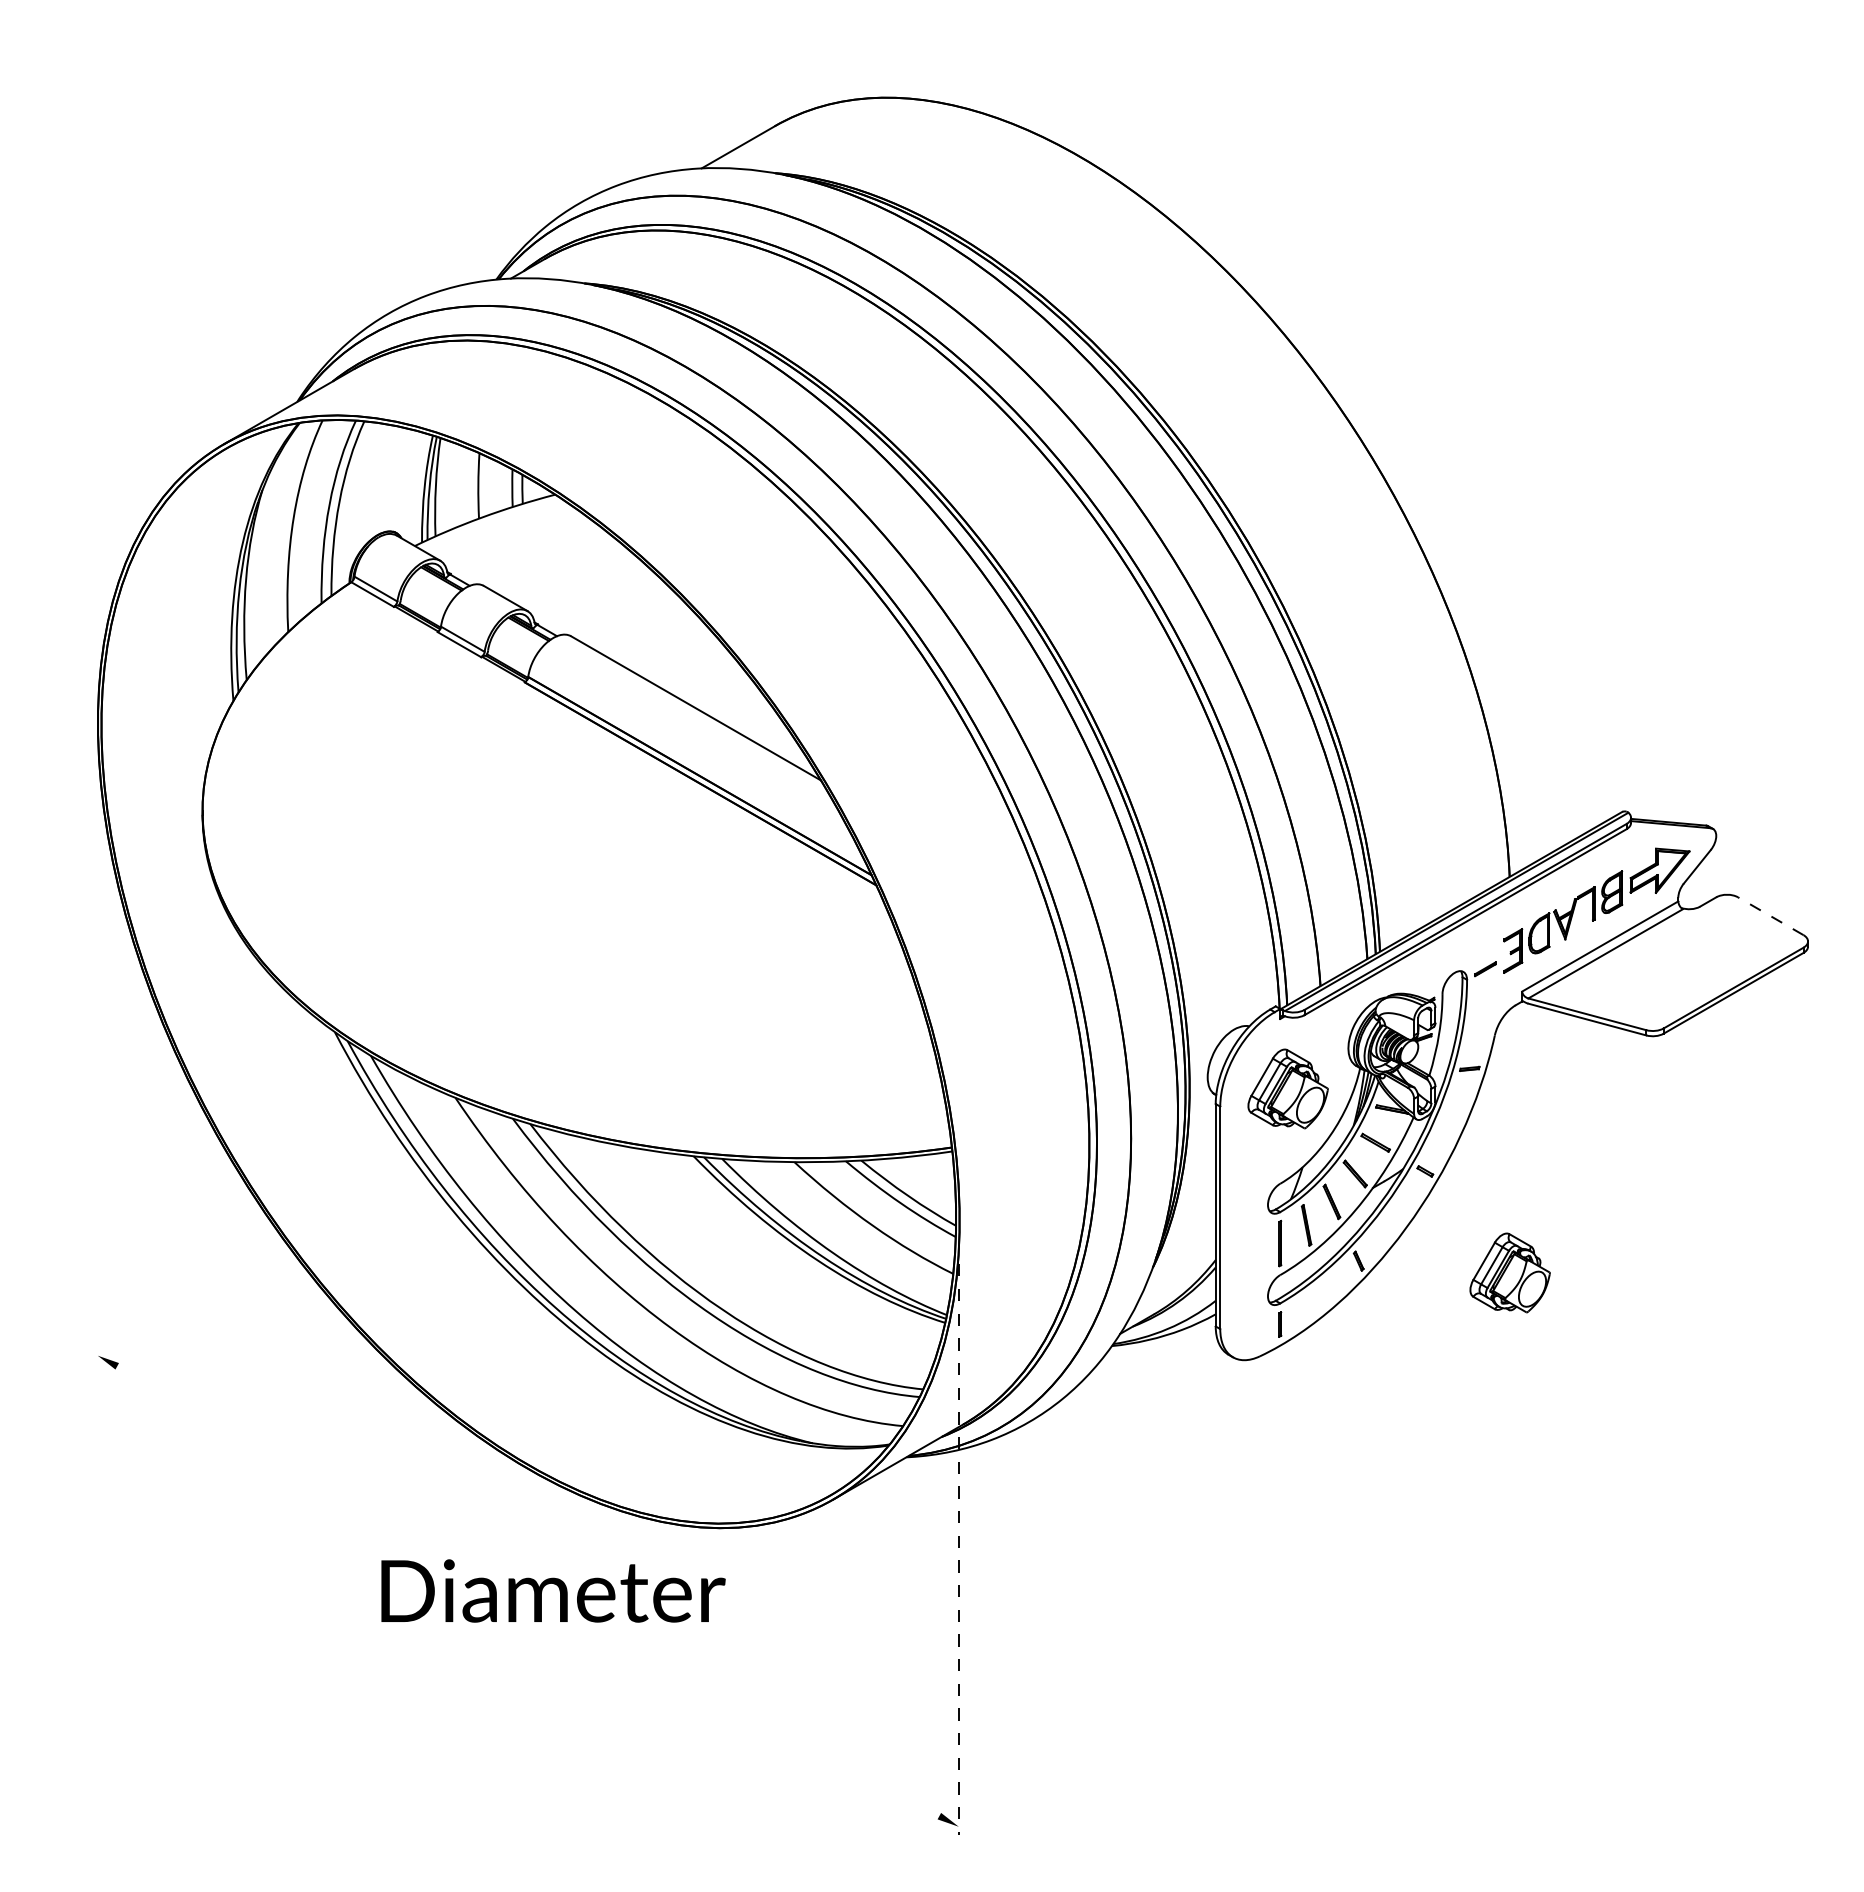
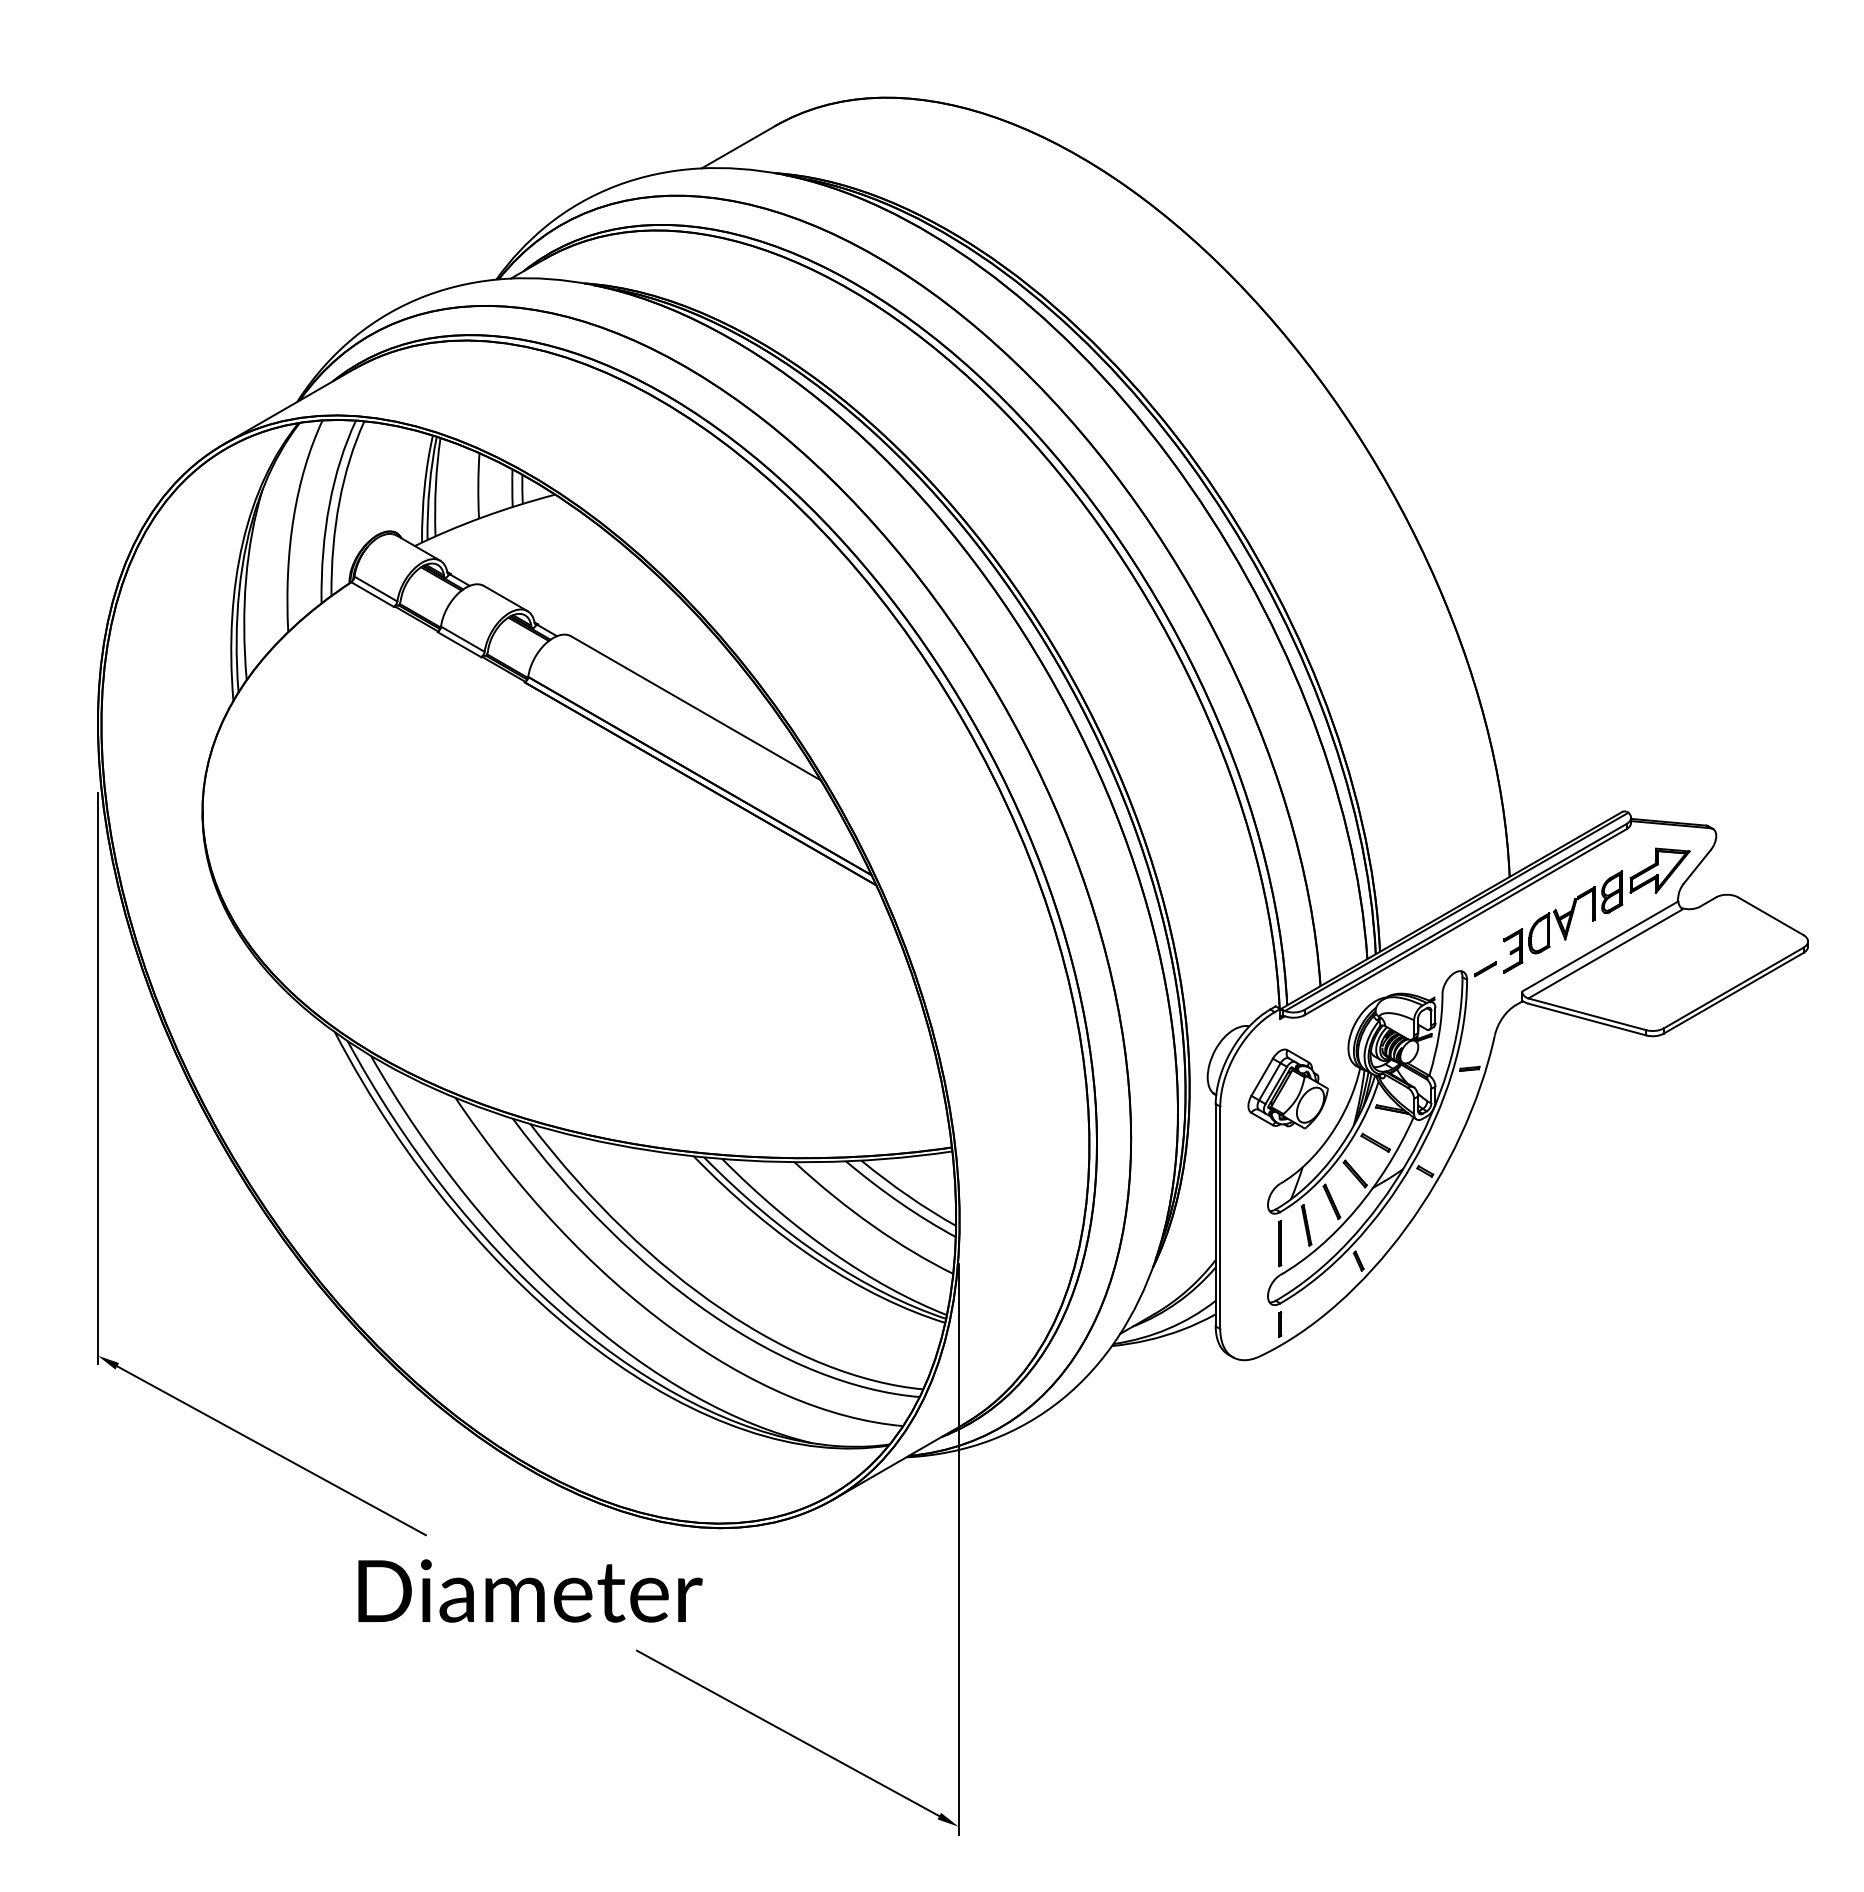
line: dashed -> solid (1770, 916)
line: none -> present (97, 1078)
part: present -> none (1509, 1272)
line: none -> present (271, 1450)
line: dashed -> solid (958, 1549)
text position: (553, 1590) -> (530, 1590) (530, 1590)
line: none -> present (788, 1733)
